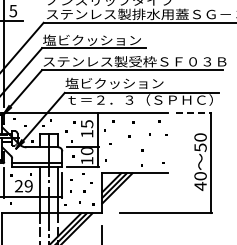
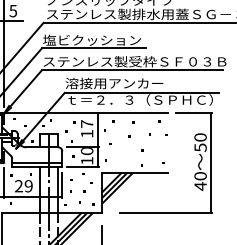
text: 塩ビクッション -> 溶接用アンカー (114, 83)
line: dashed -> solid (194, 113)
text: 15 -> 17 (87, 124)
